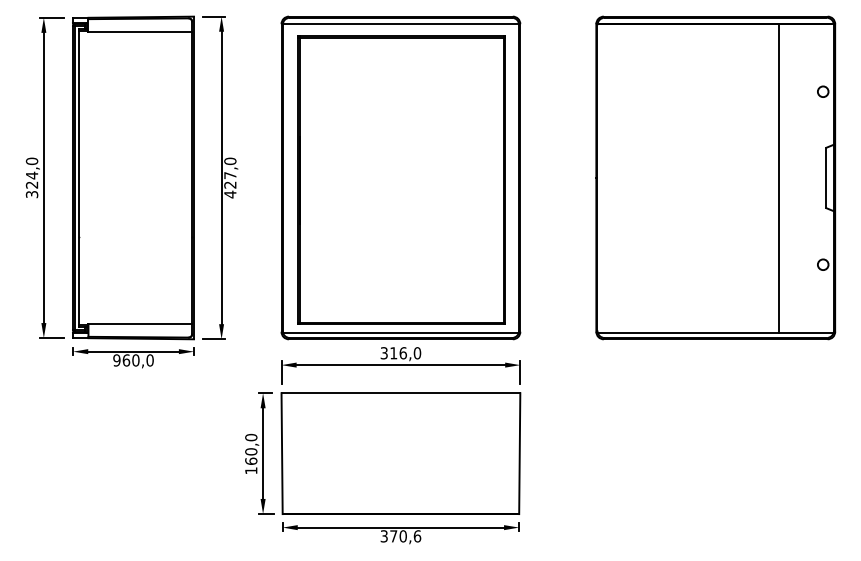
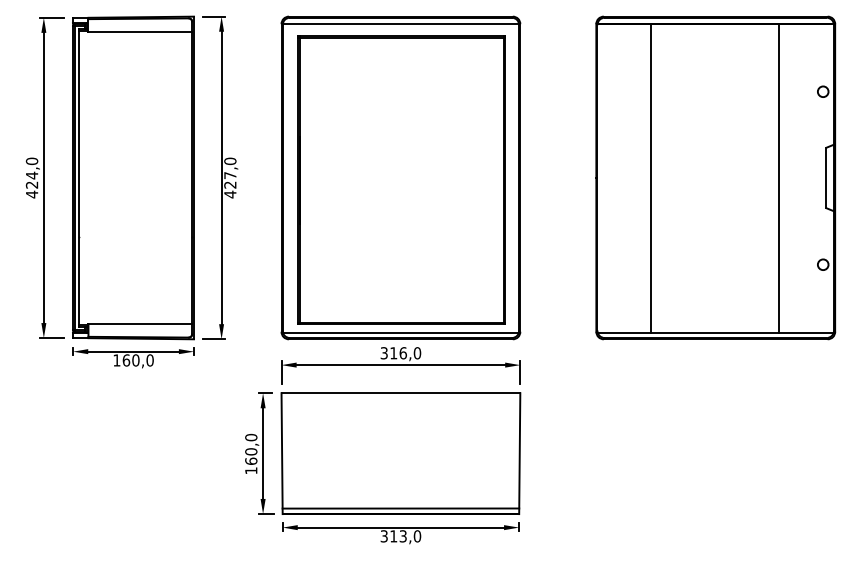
line: none -> present (650, 178)
text: 324,0 -> 424,0 (31, 194)
text: 960,0 -> 160,0 (116, 360)
line: none -> present (400, 508)
text: 370,6 -> 313,0 (405, 536)
